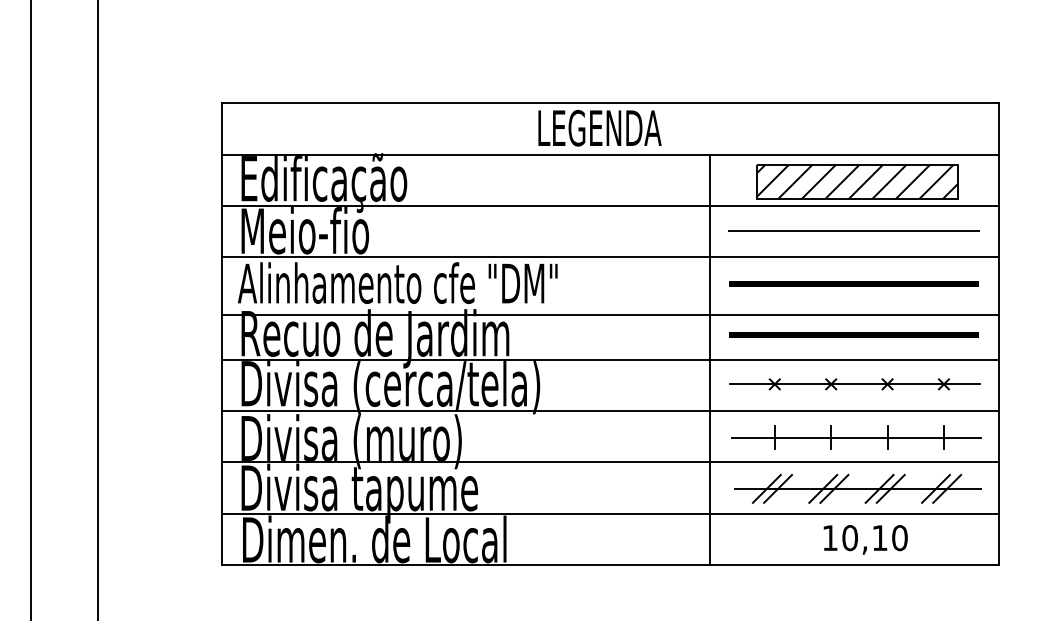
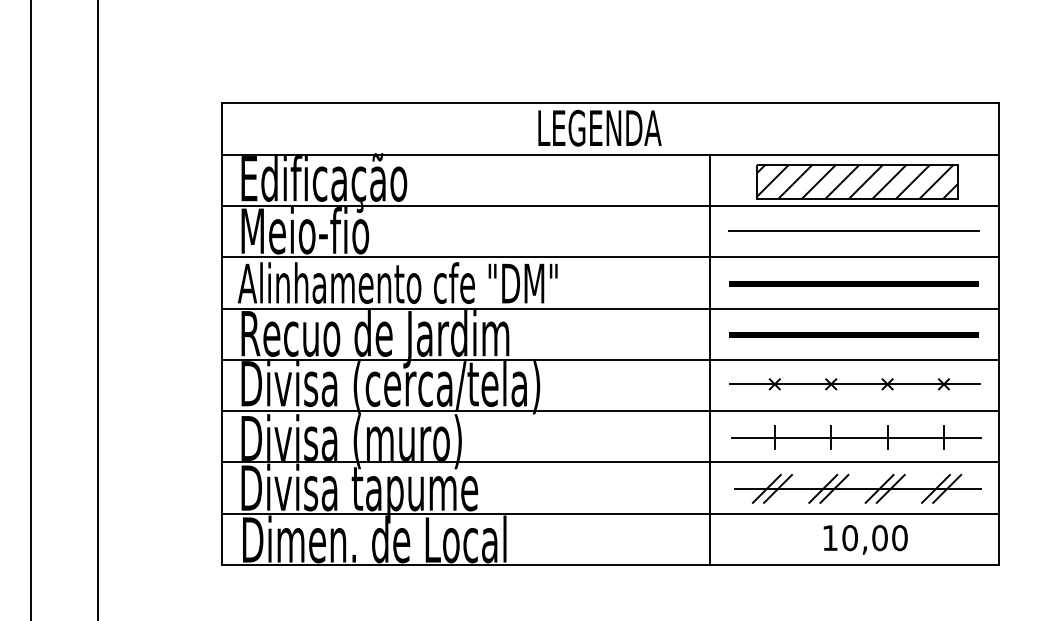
line position: (610, 314) -> (610, 308) (610, 308)
text: 10,10 -> 10,00 (879, 538)
